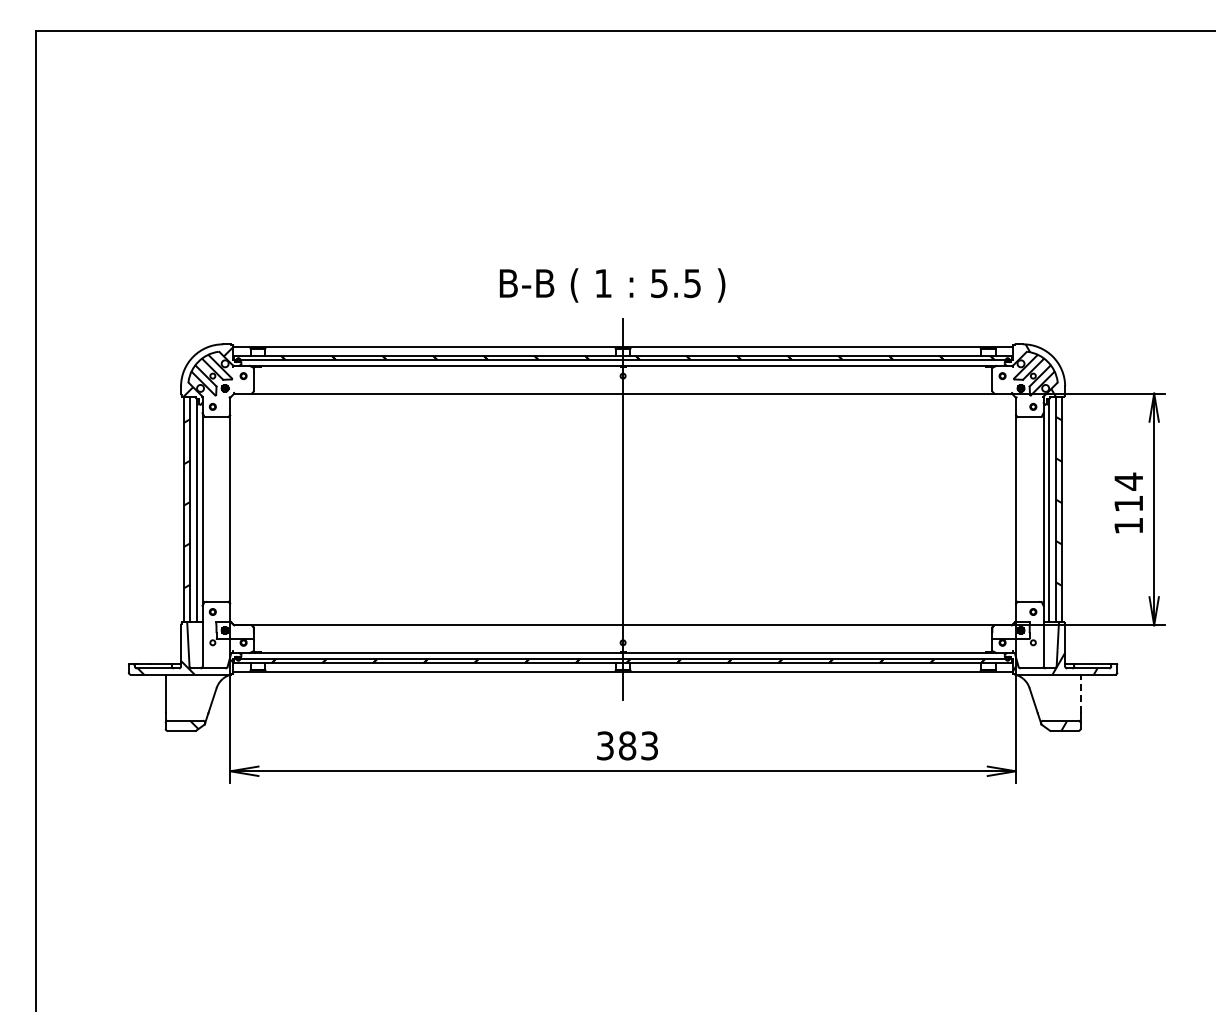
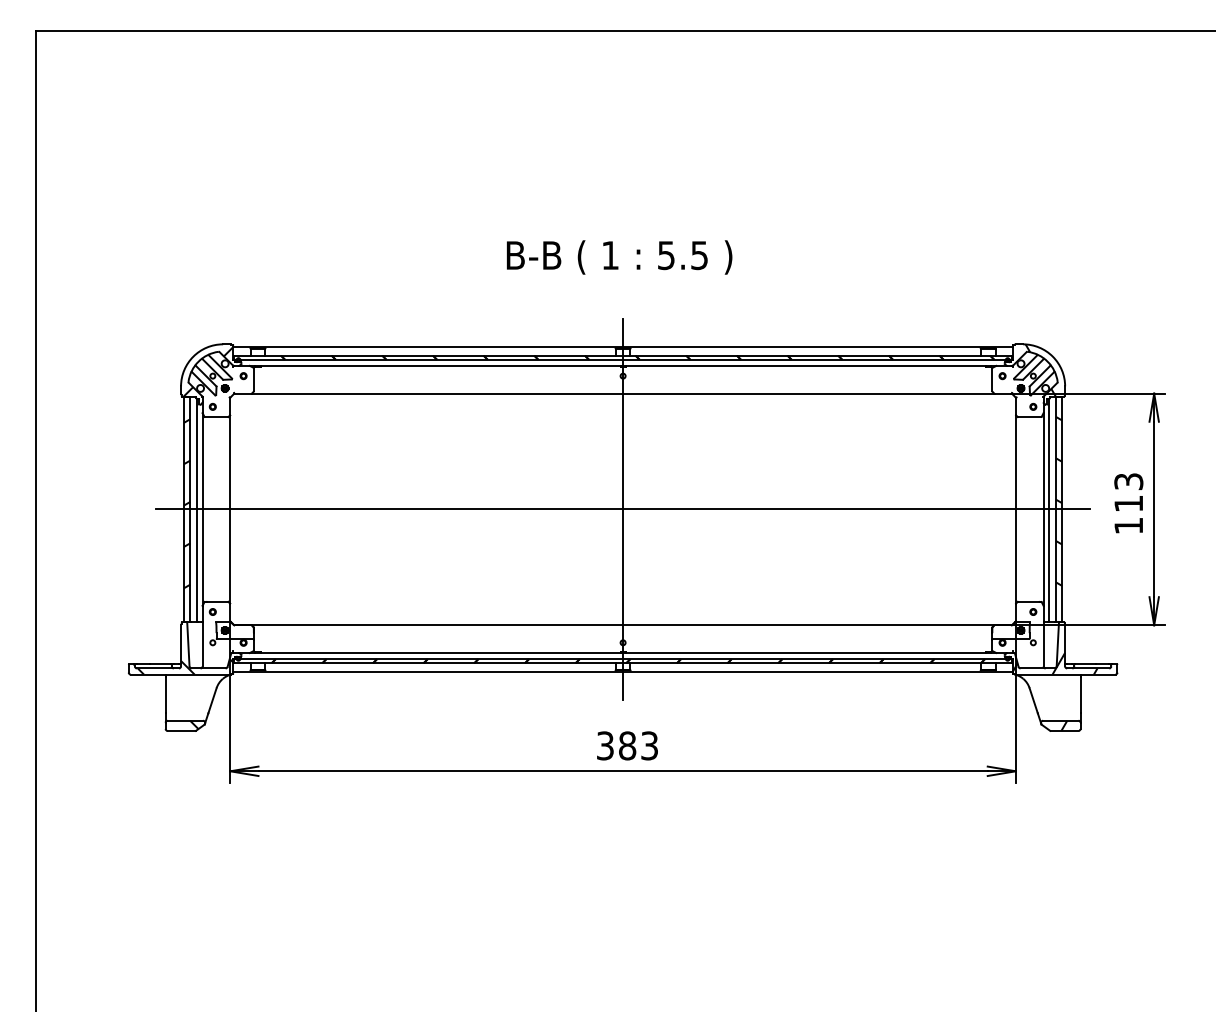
text position: (612, 285) -> (619, 257) (619, 257)
text: 114 -> 113 (1128, 481)
line: none -> present (622, 509)
line: dashed -> solid (1080, 694)
